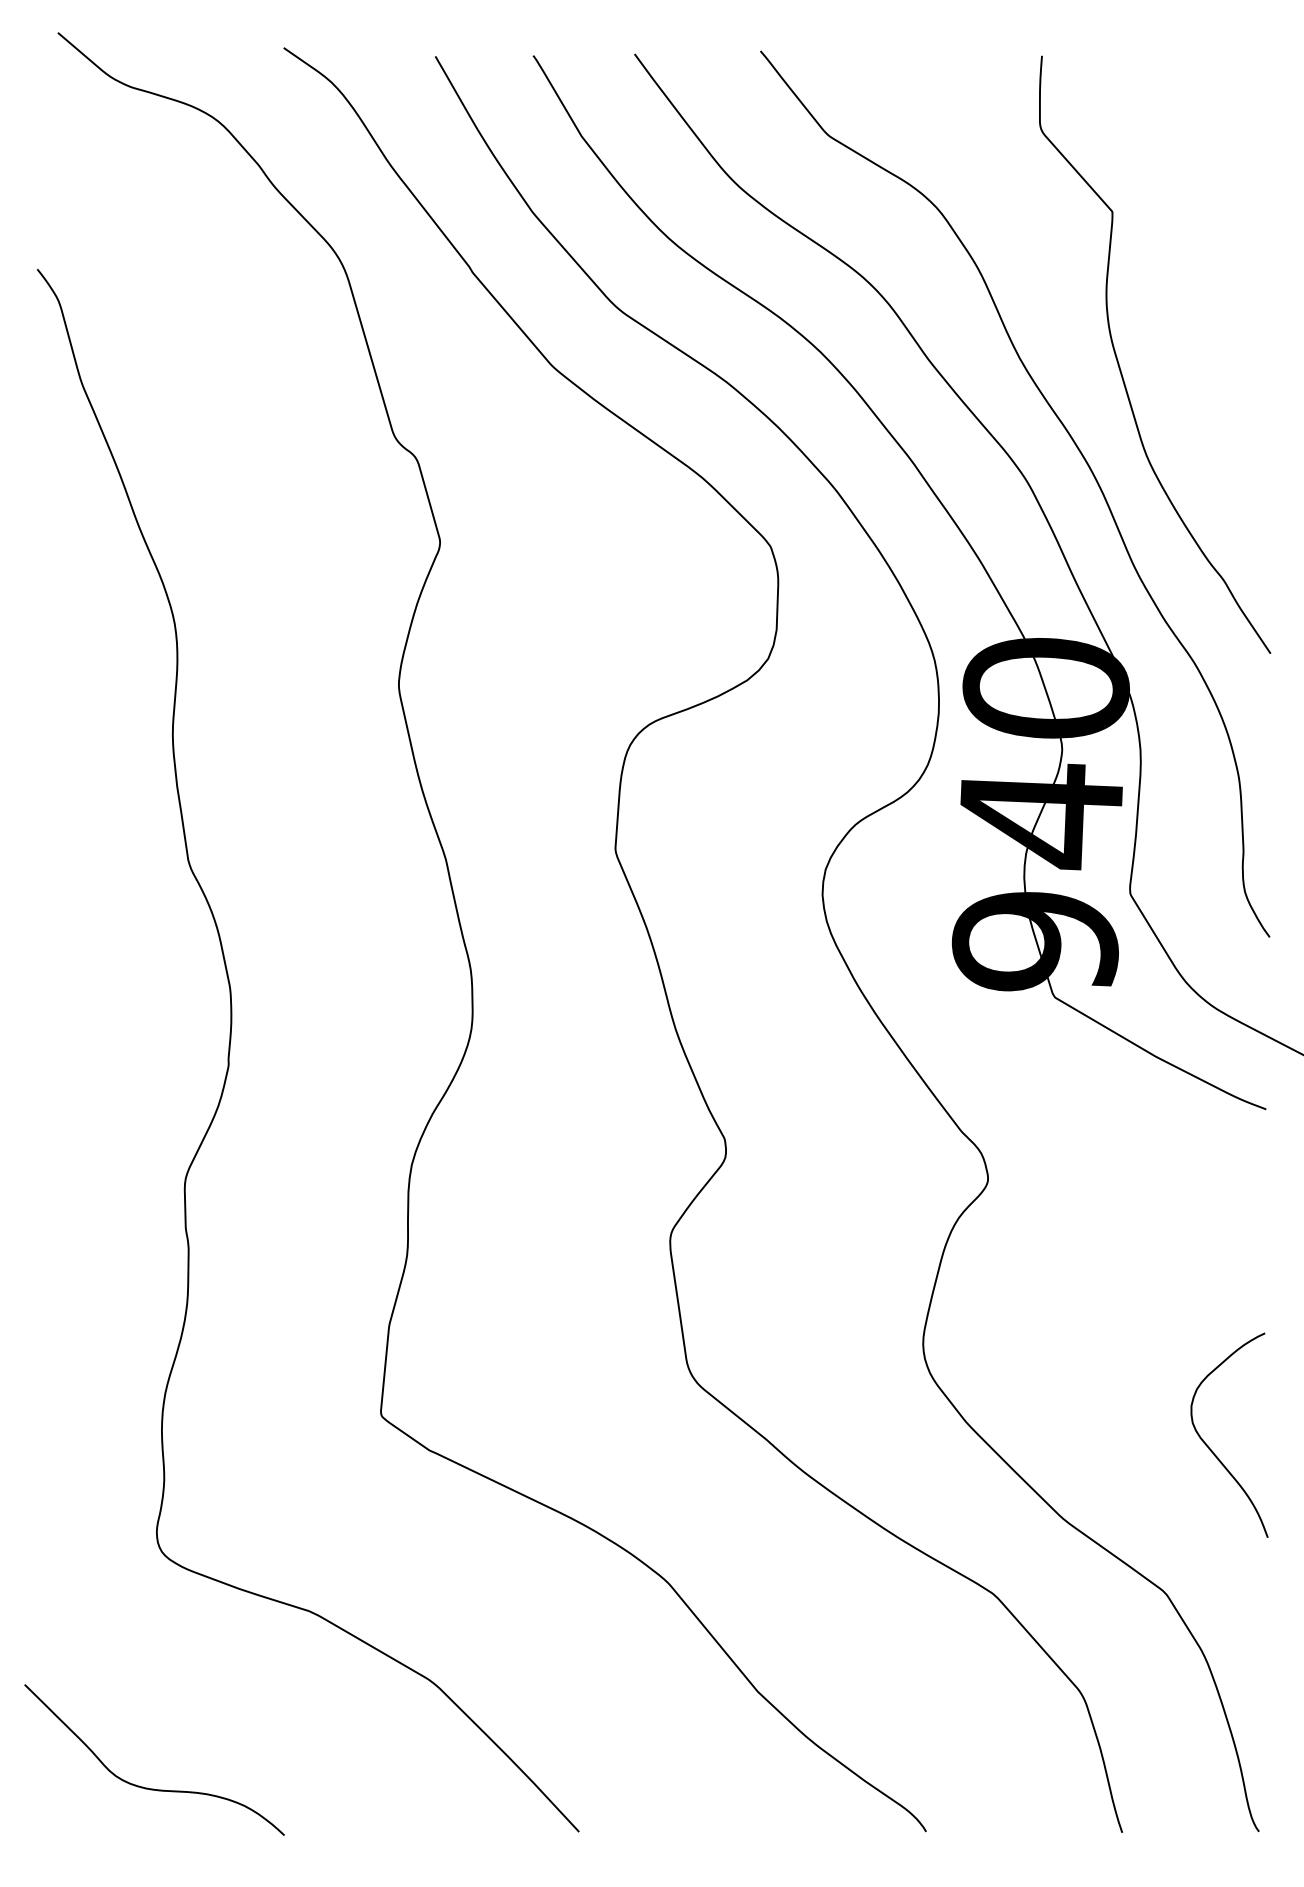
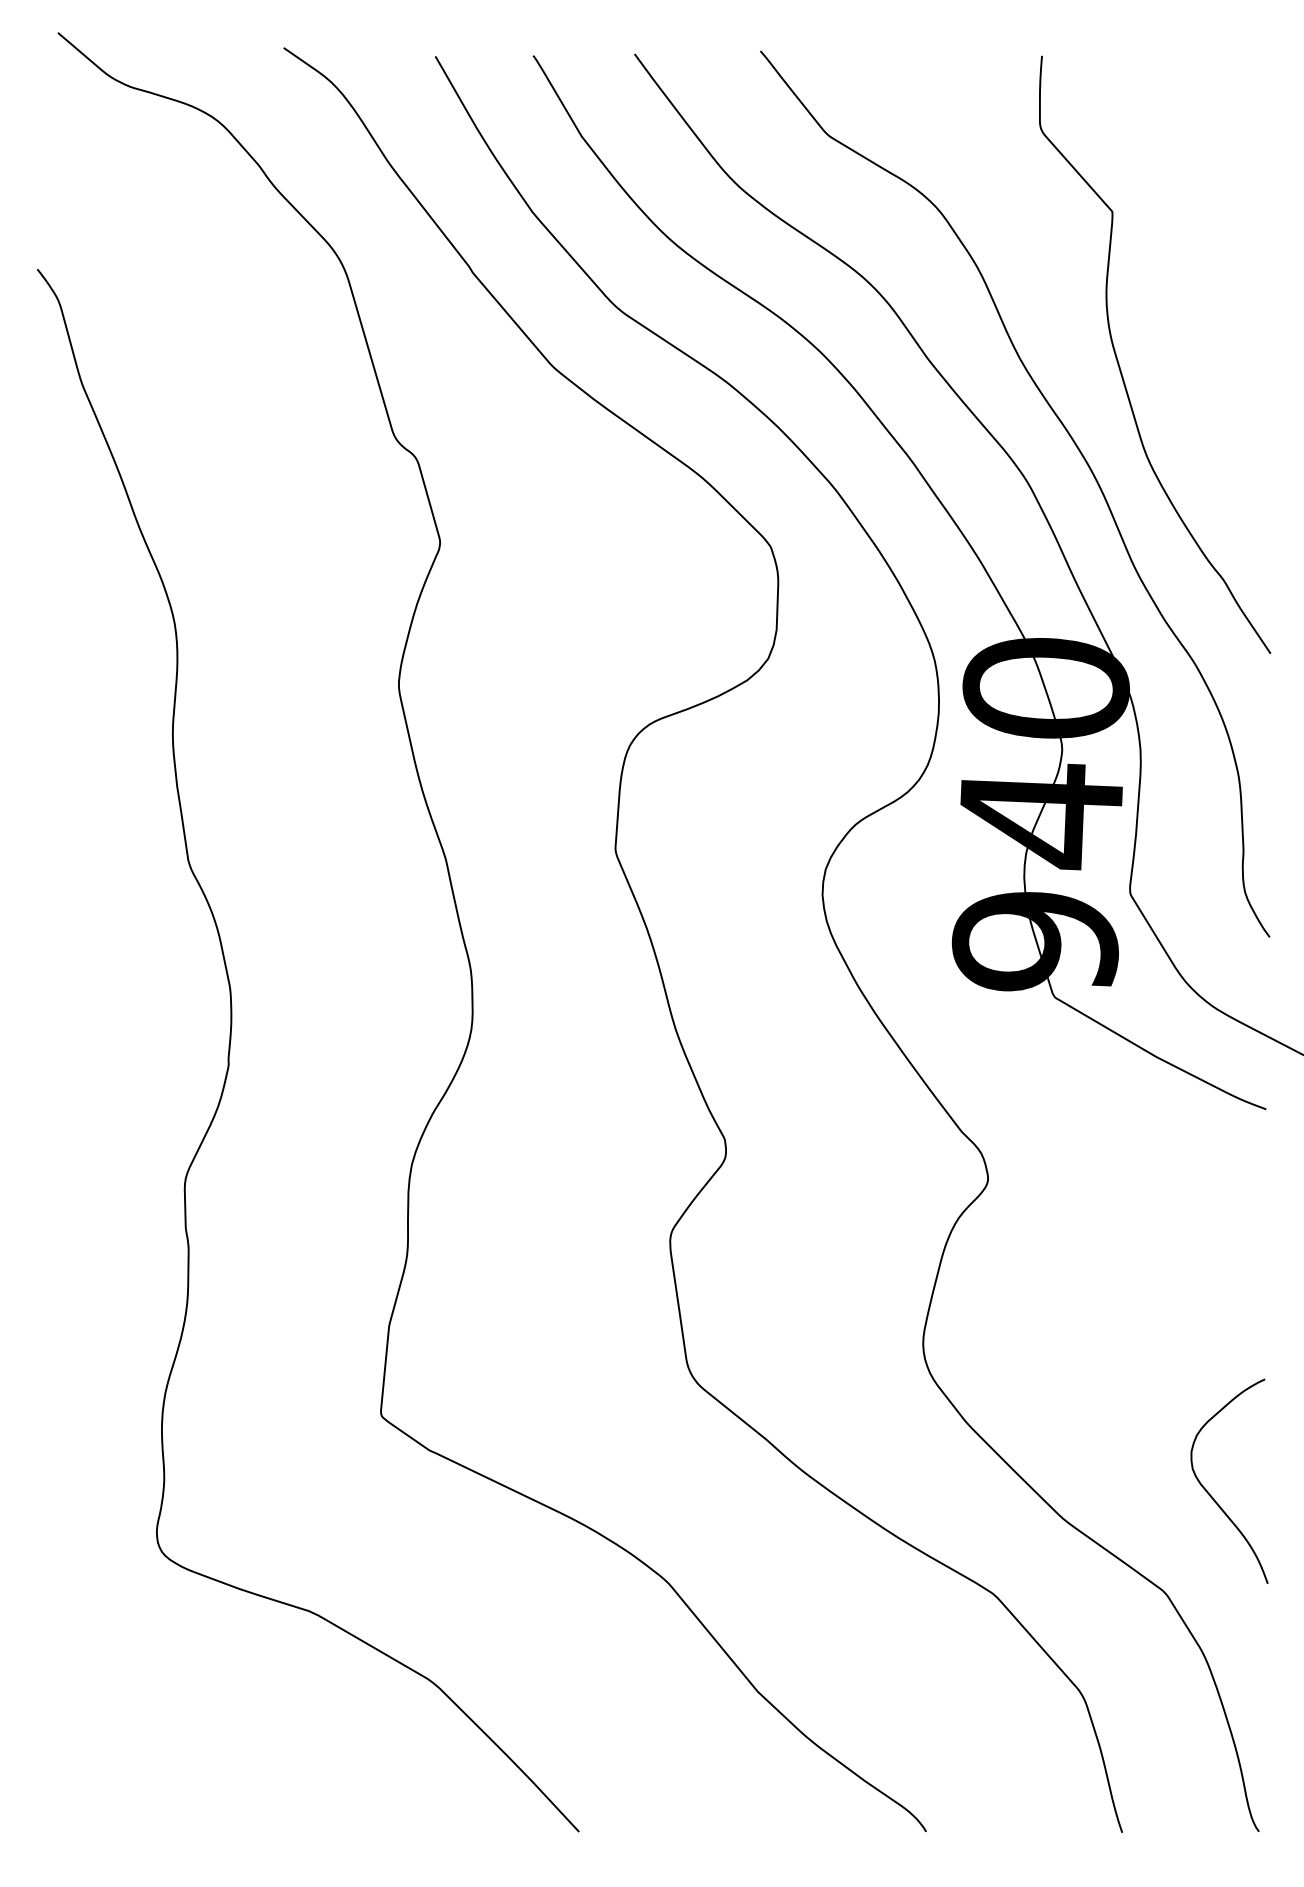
curve position: (1212, 1450) -> (1212, 1496) (1212, 1496)
curve: present -> none (147, 1787)
